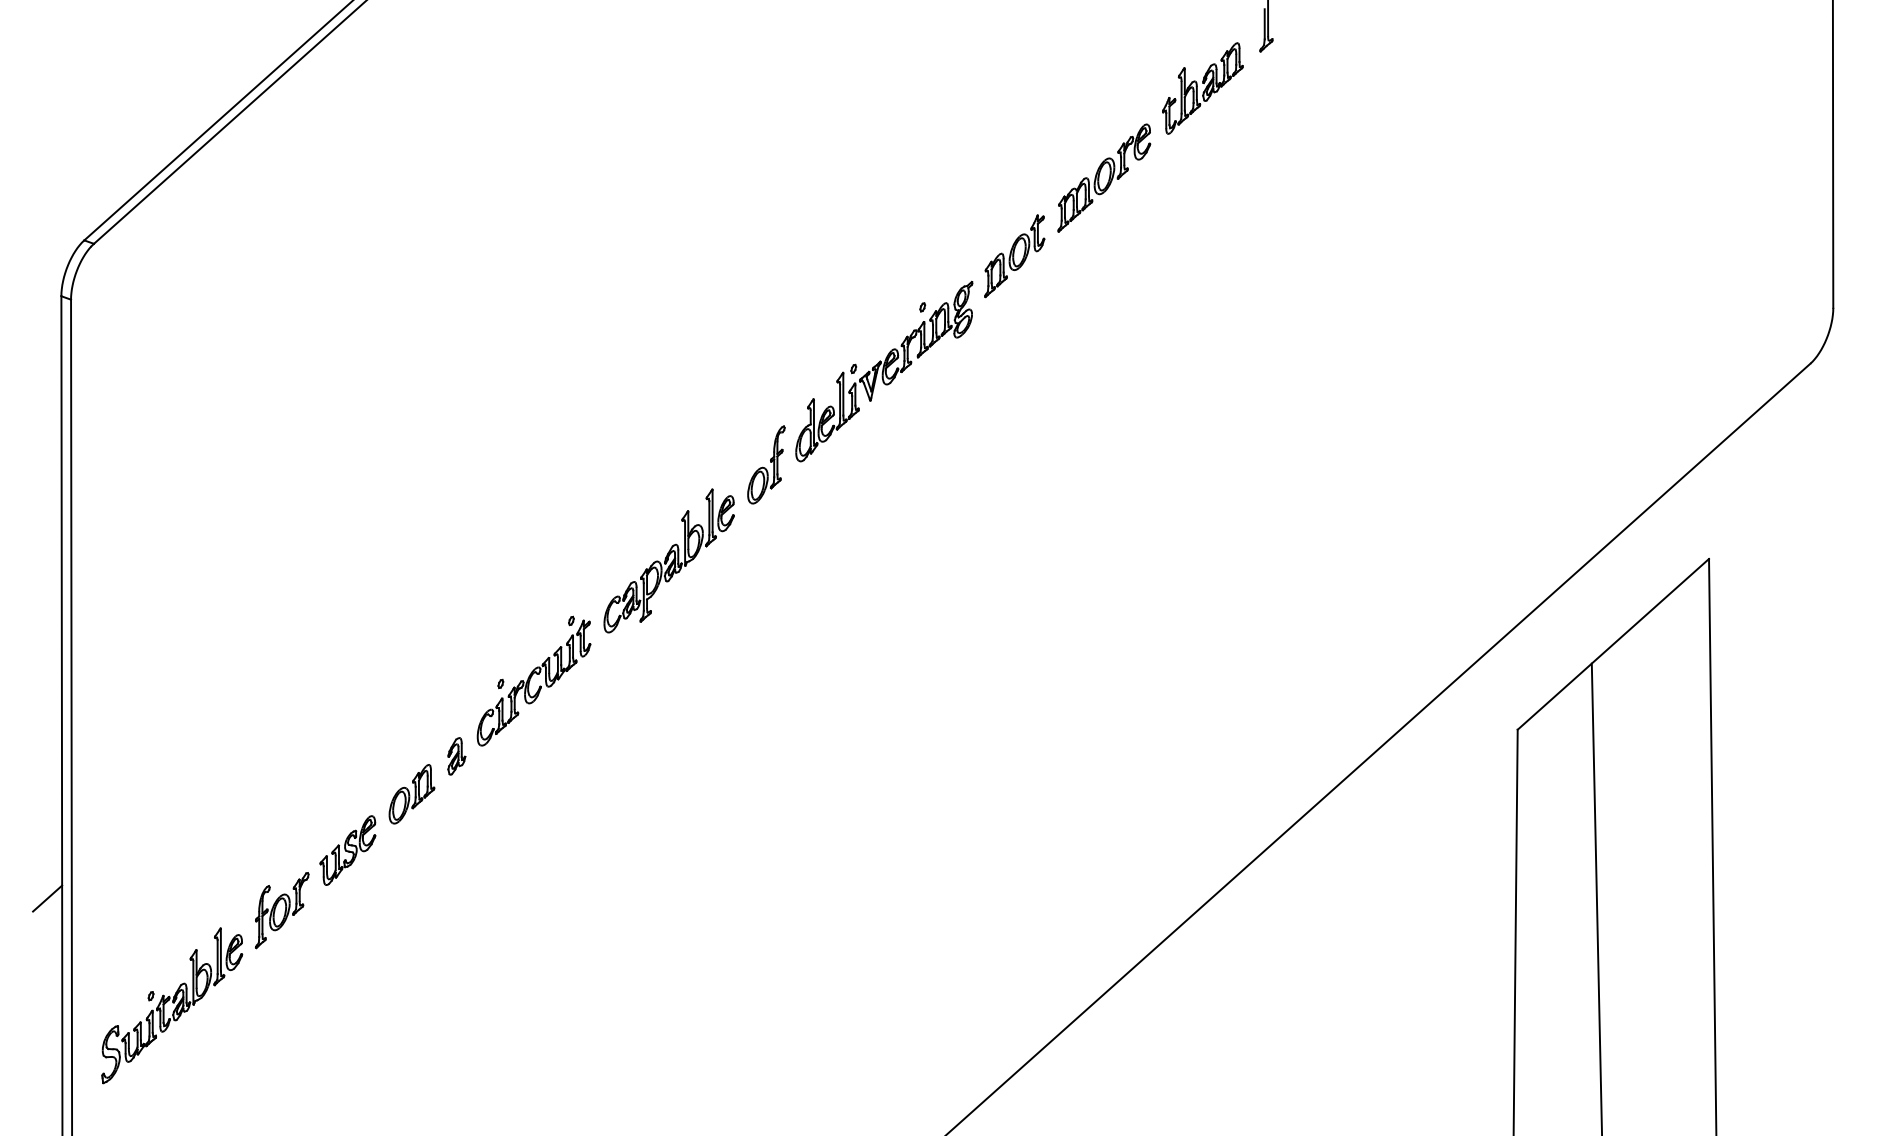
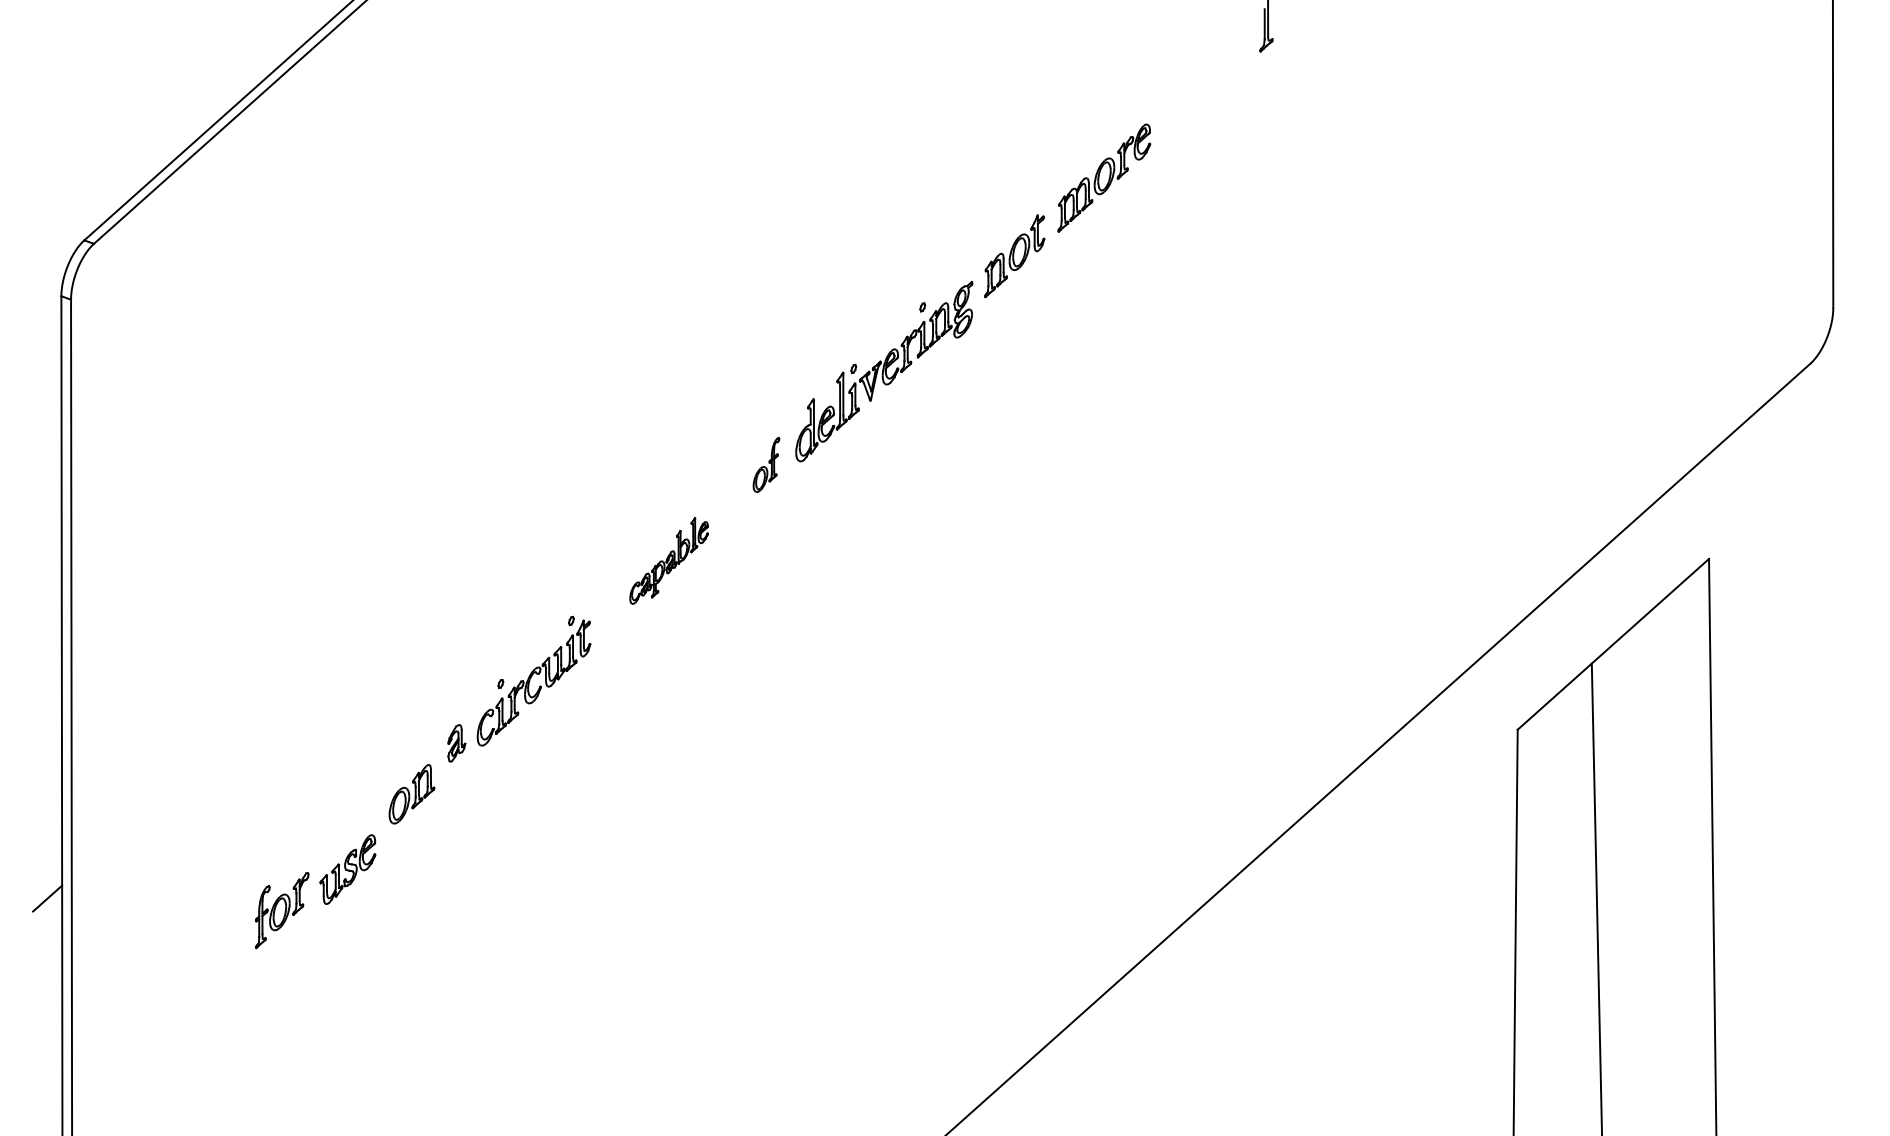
part: present -> none (1202, 88)
part size: 39x80 px -> 29x56 px (766, 464)
part size: 132x146 px -> 80x88 px (668, 560)
part position: (456, 756) -> (456, 743) (456, 743)
part position: (347, 850) -> (347, 869) (347, 869)
part: present -> none (172, 1005)
